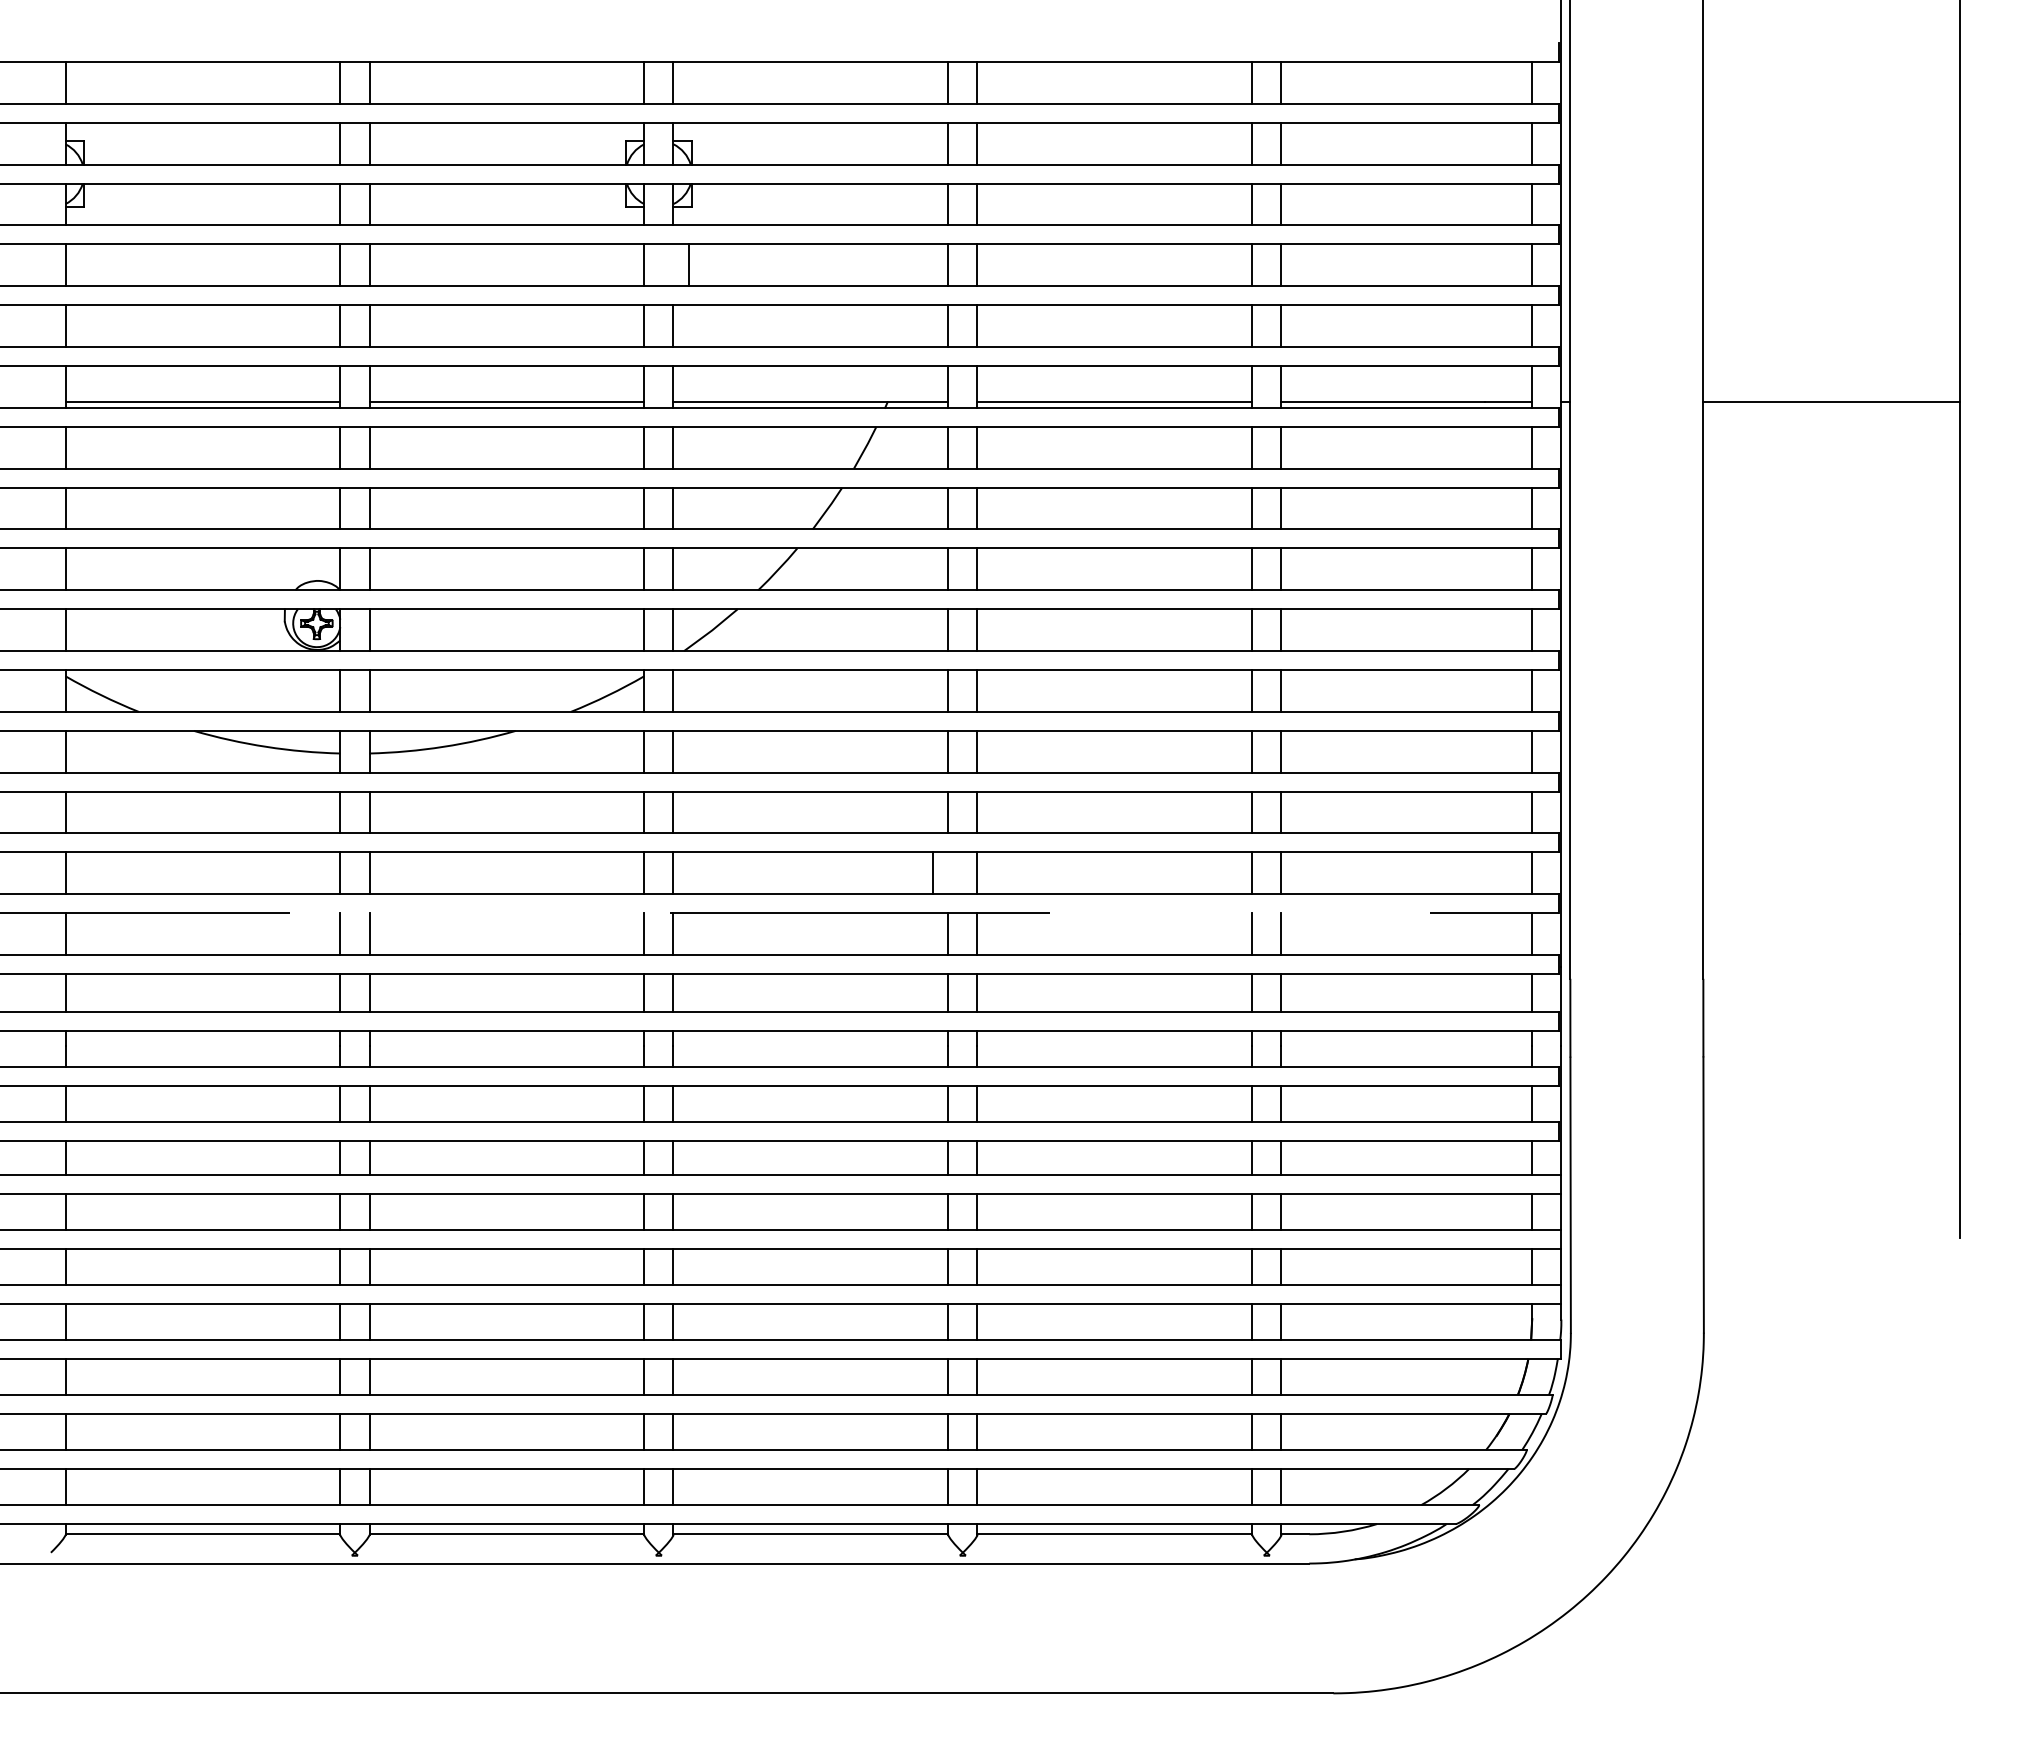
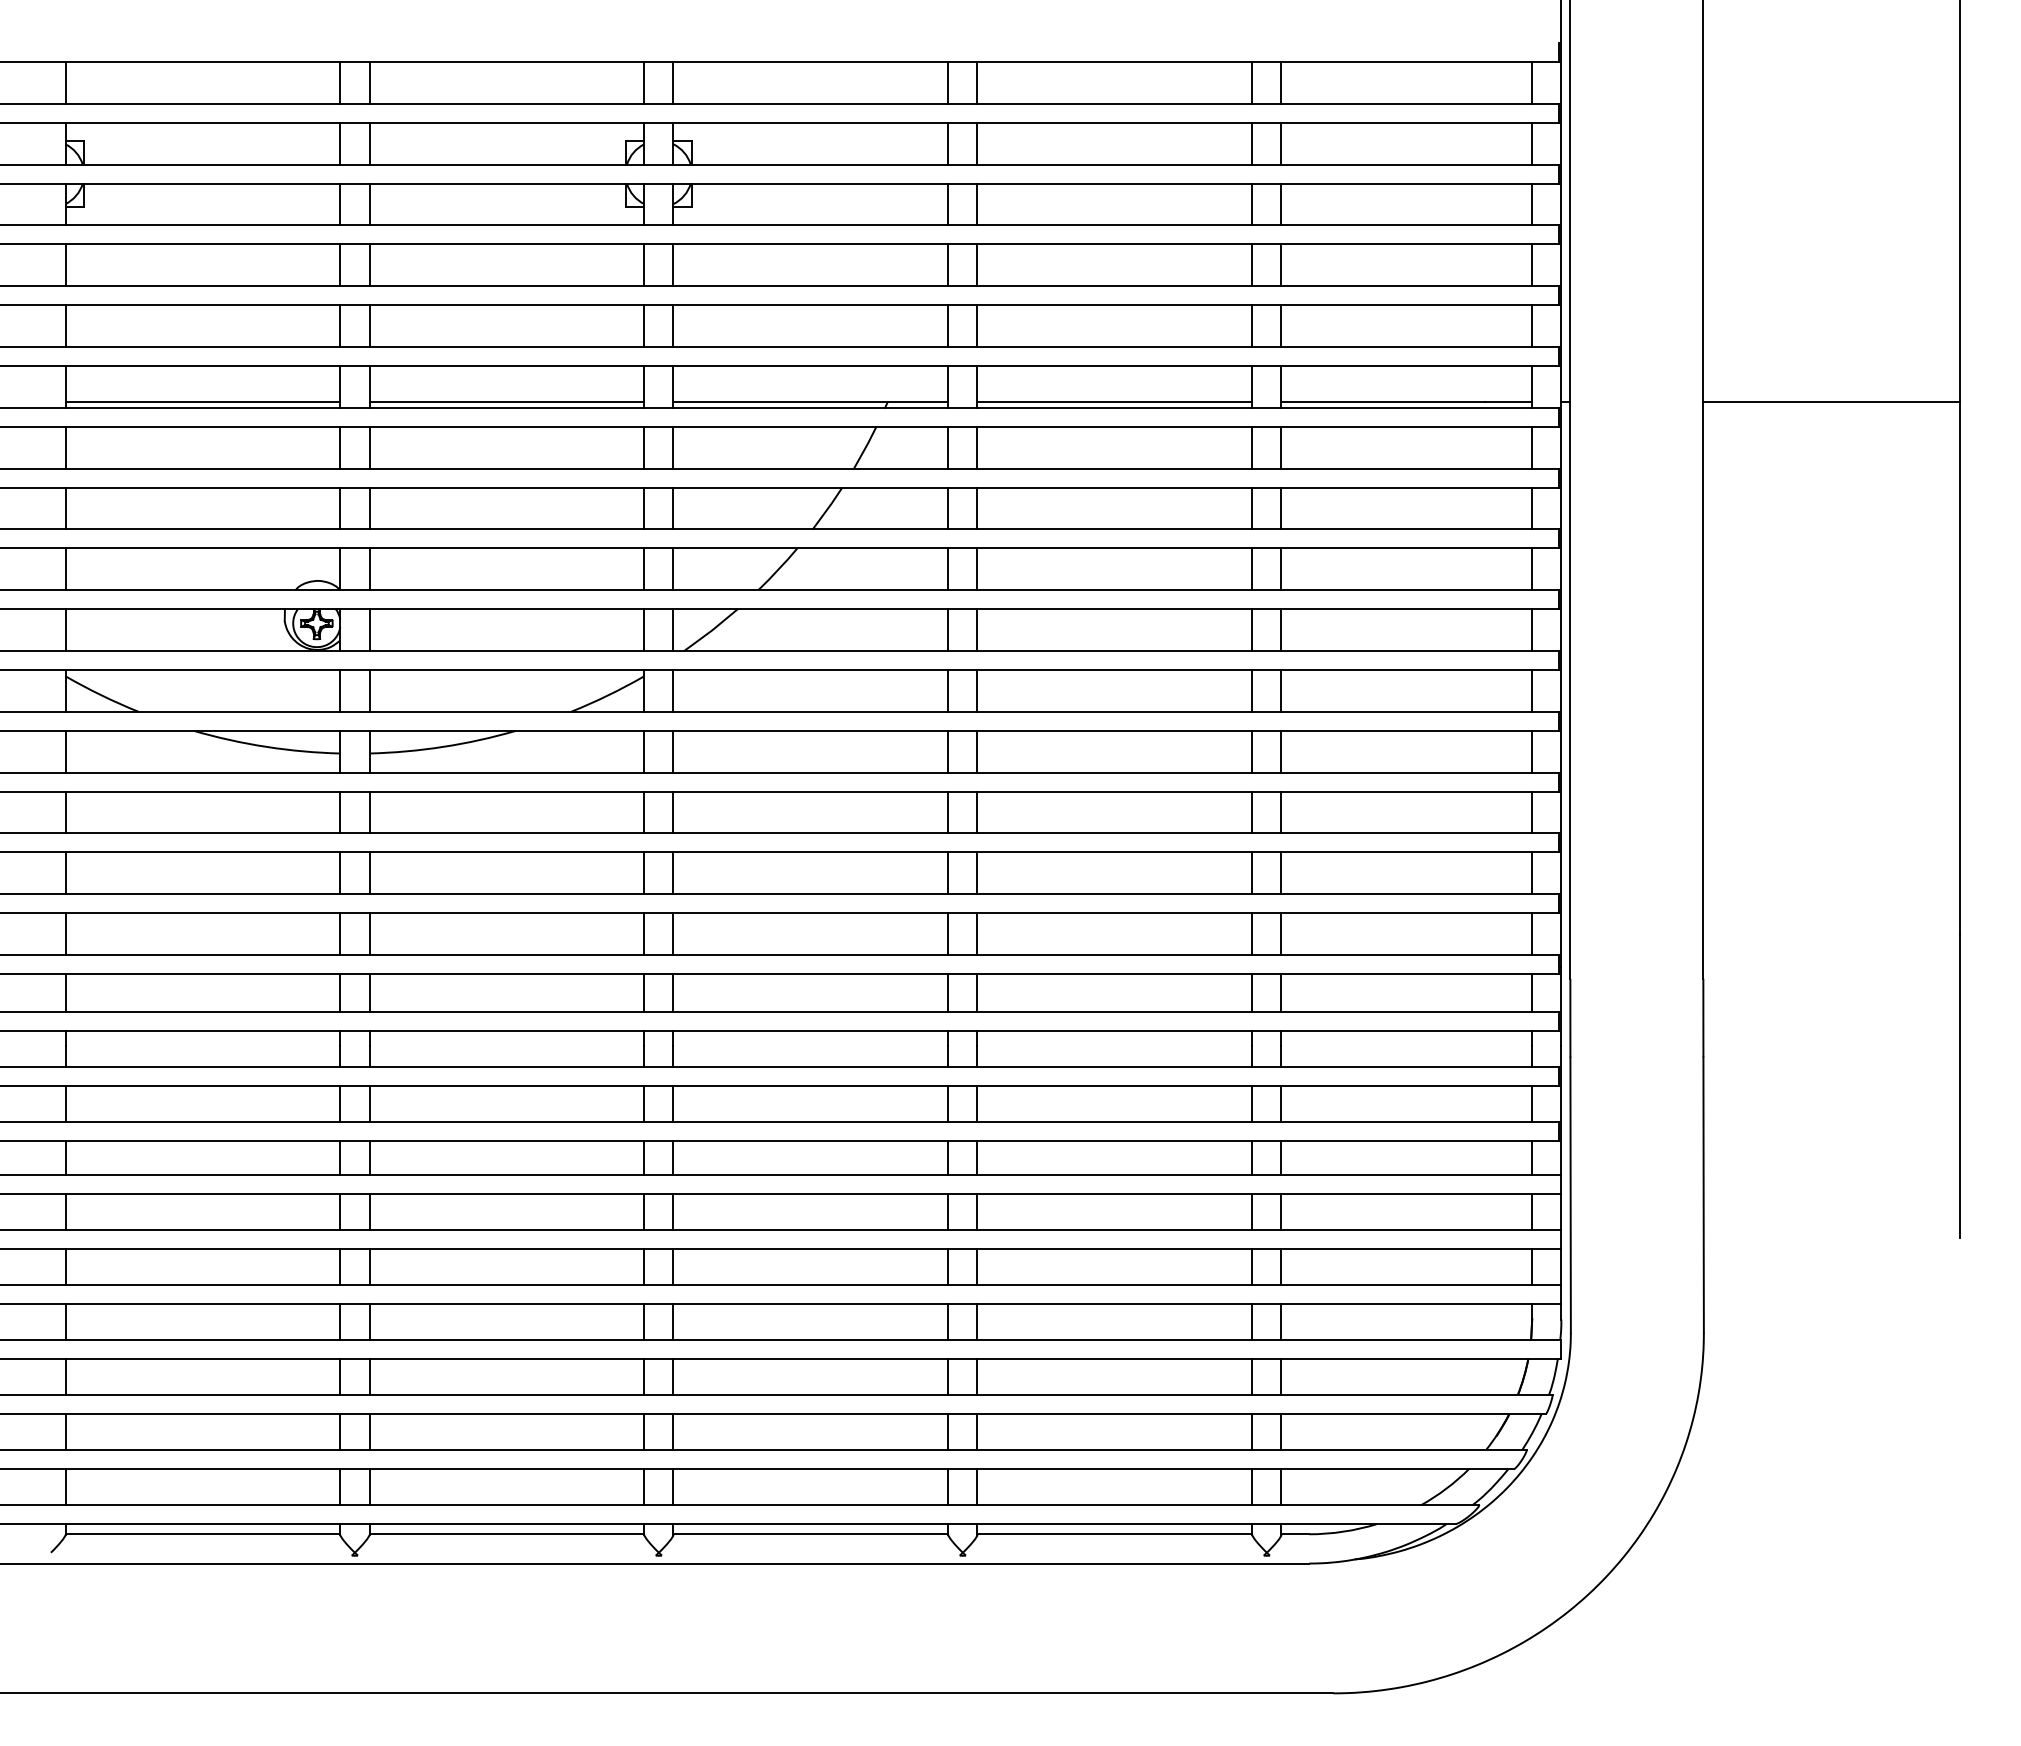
line position: (689, 265) -> (673, 265) (673, 265)
line position: (933, 873) -> (948, 873) (948, 873)
line: dashed -> solid (779, 913)
